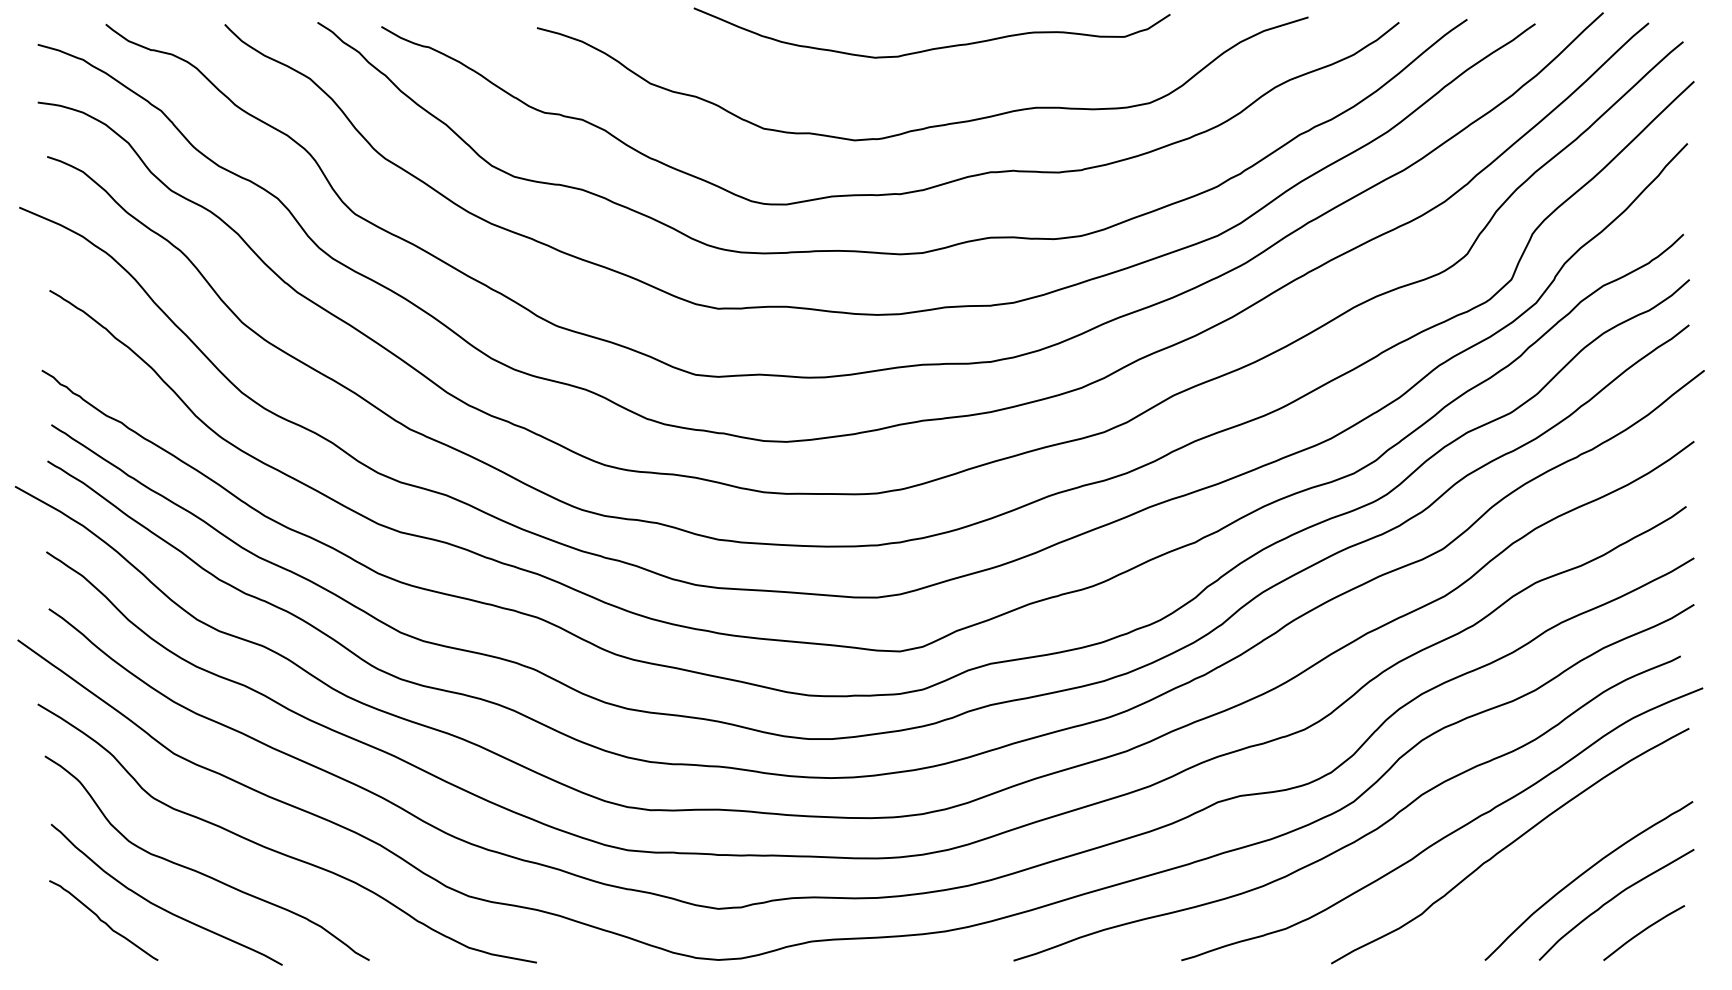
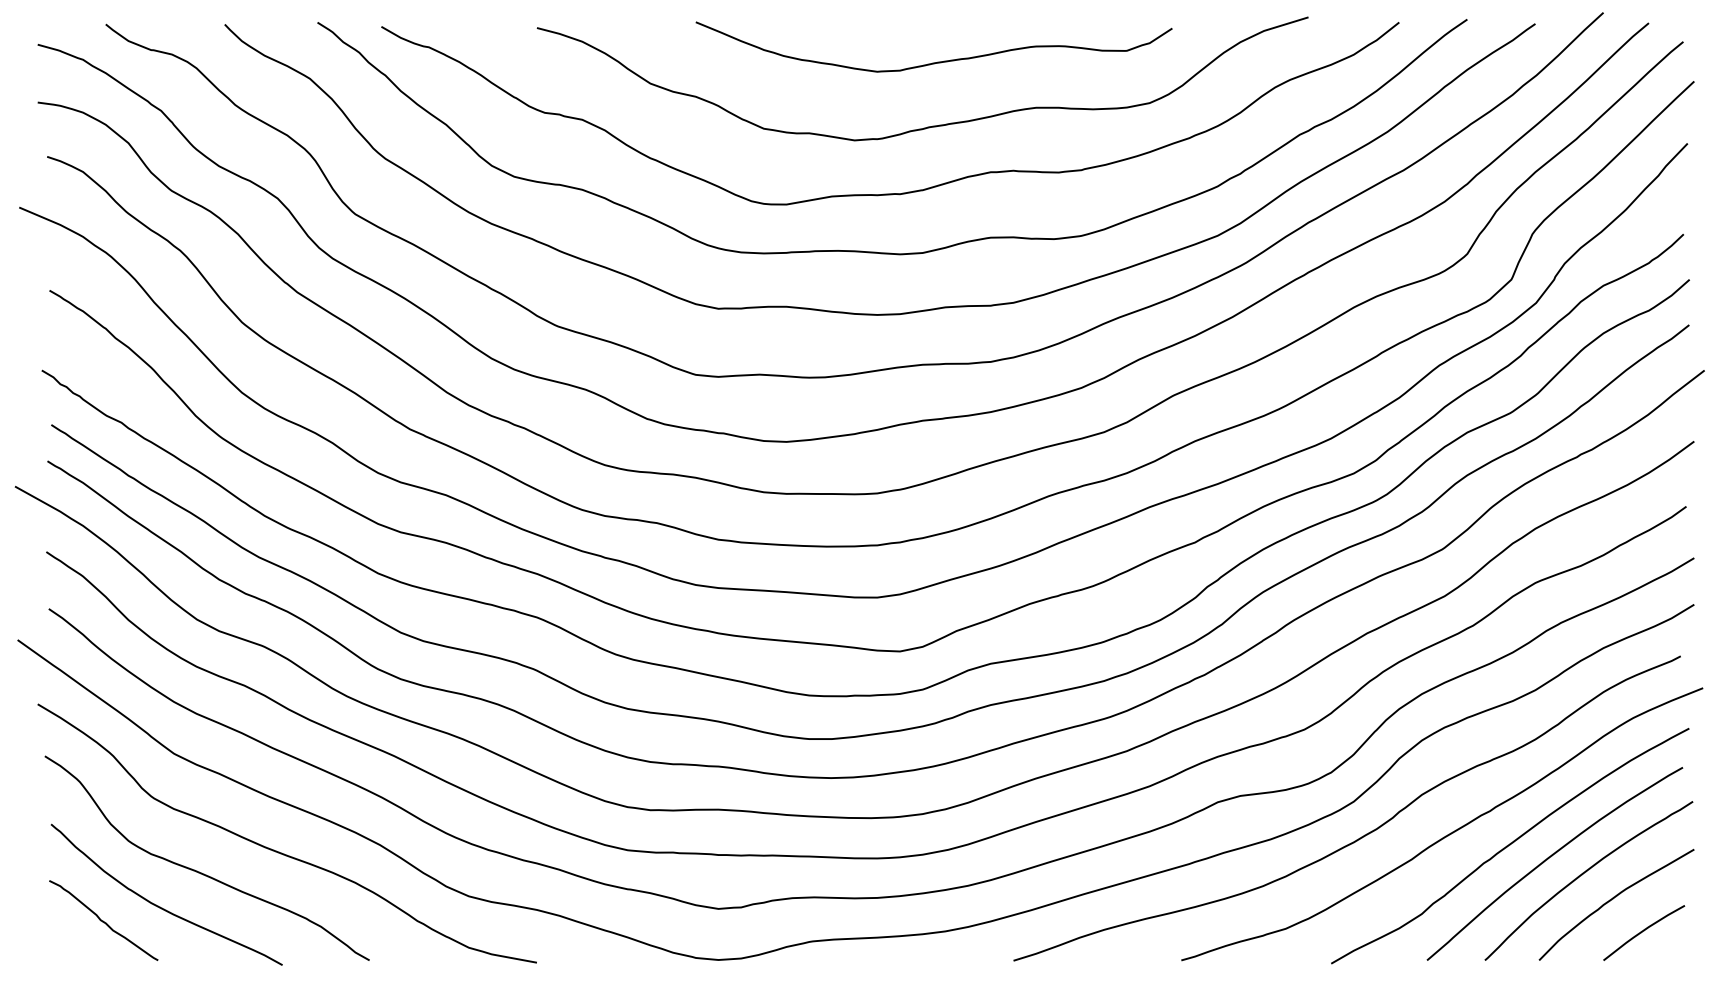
curve position: (935, 47) -> (937, 61) (937, 61)
curve: none -> present (1549, 858)
